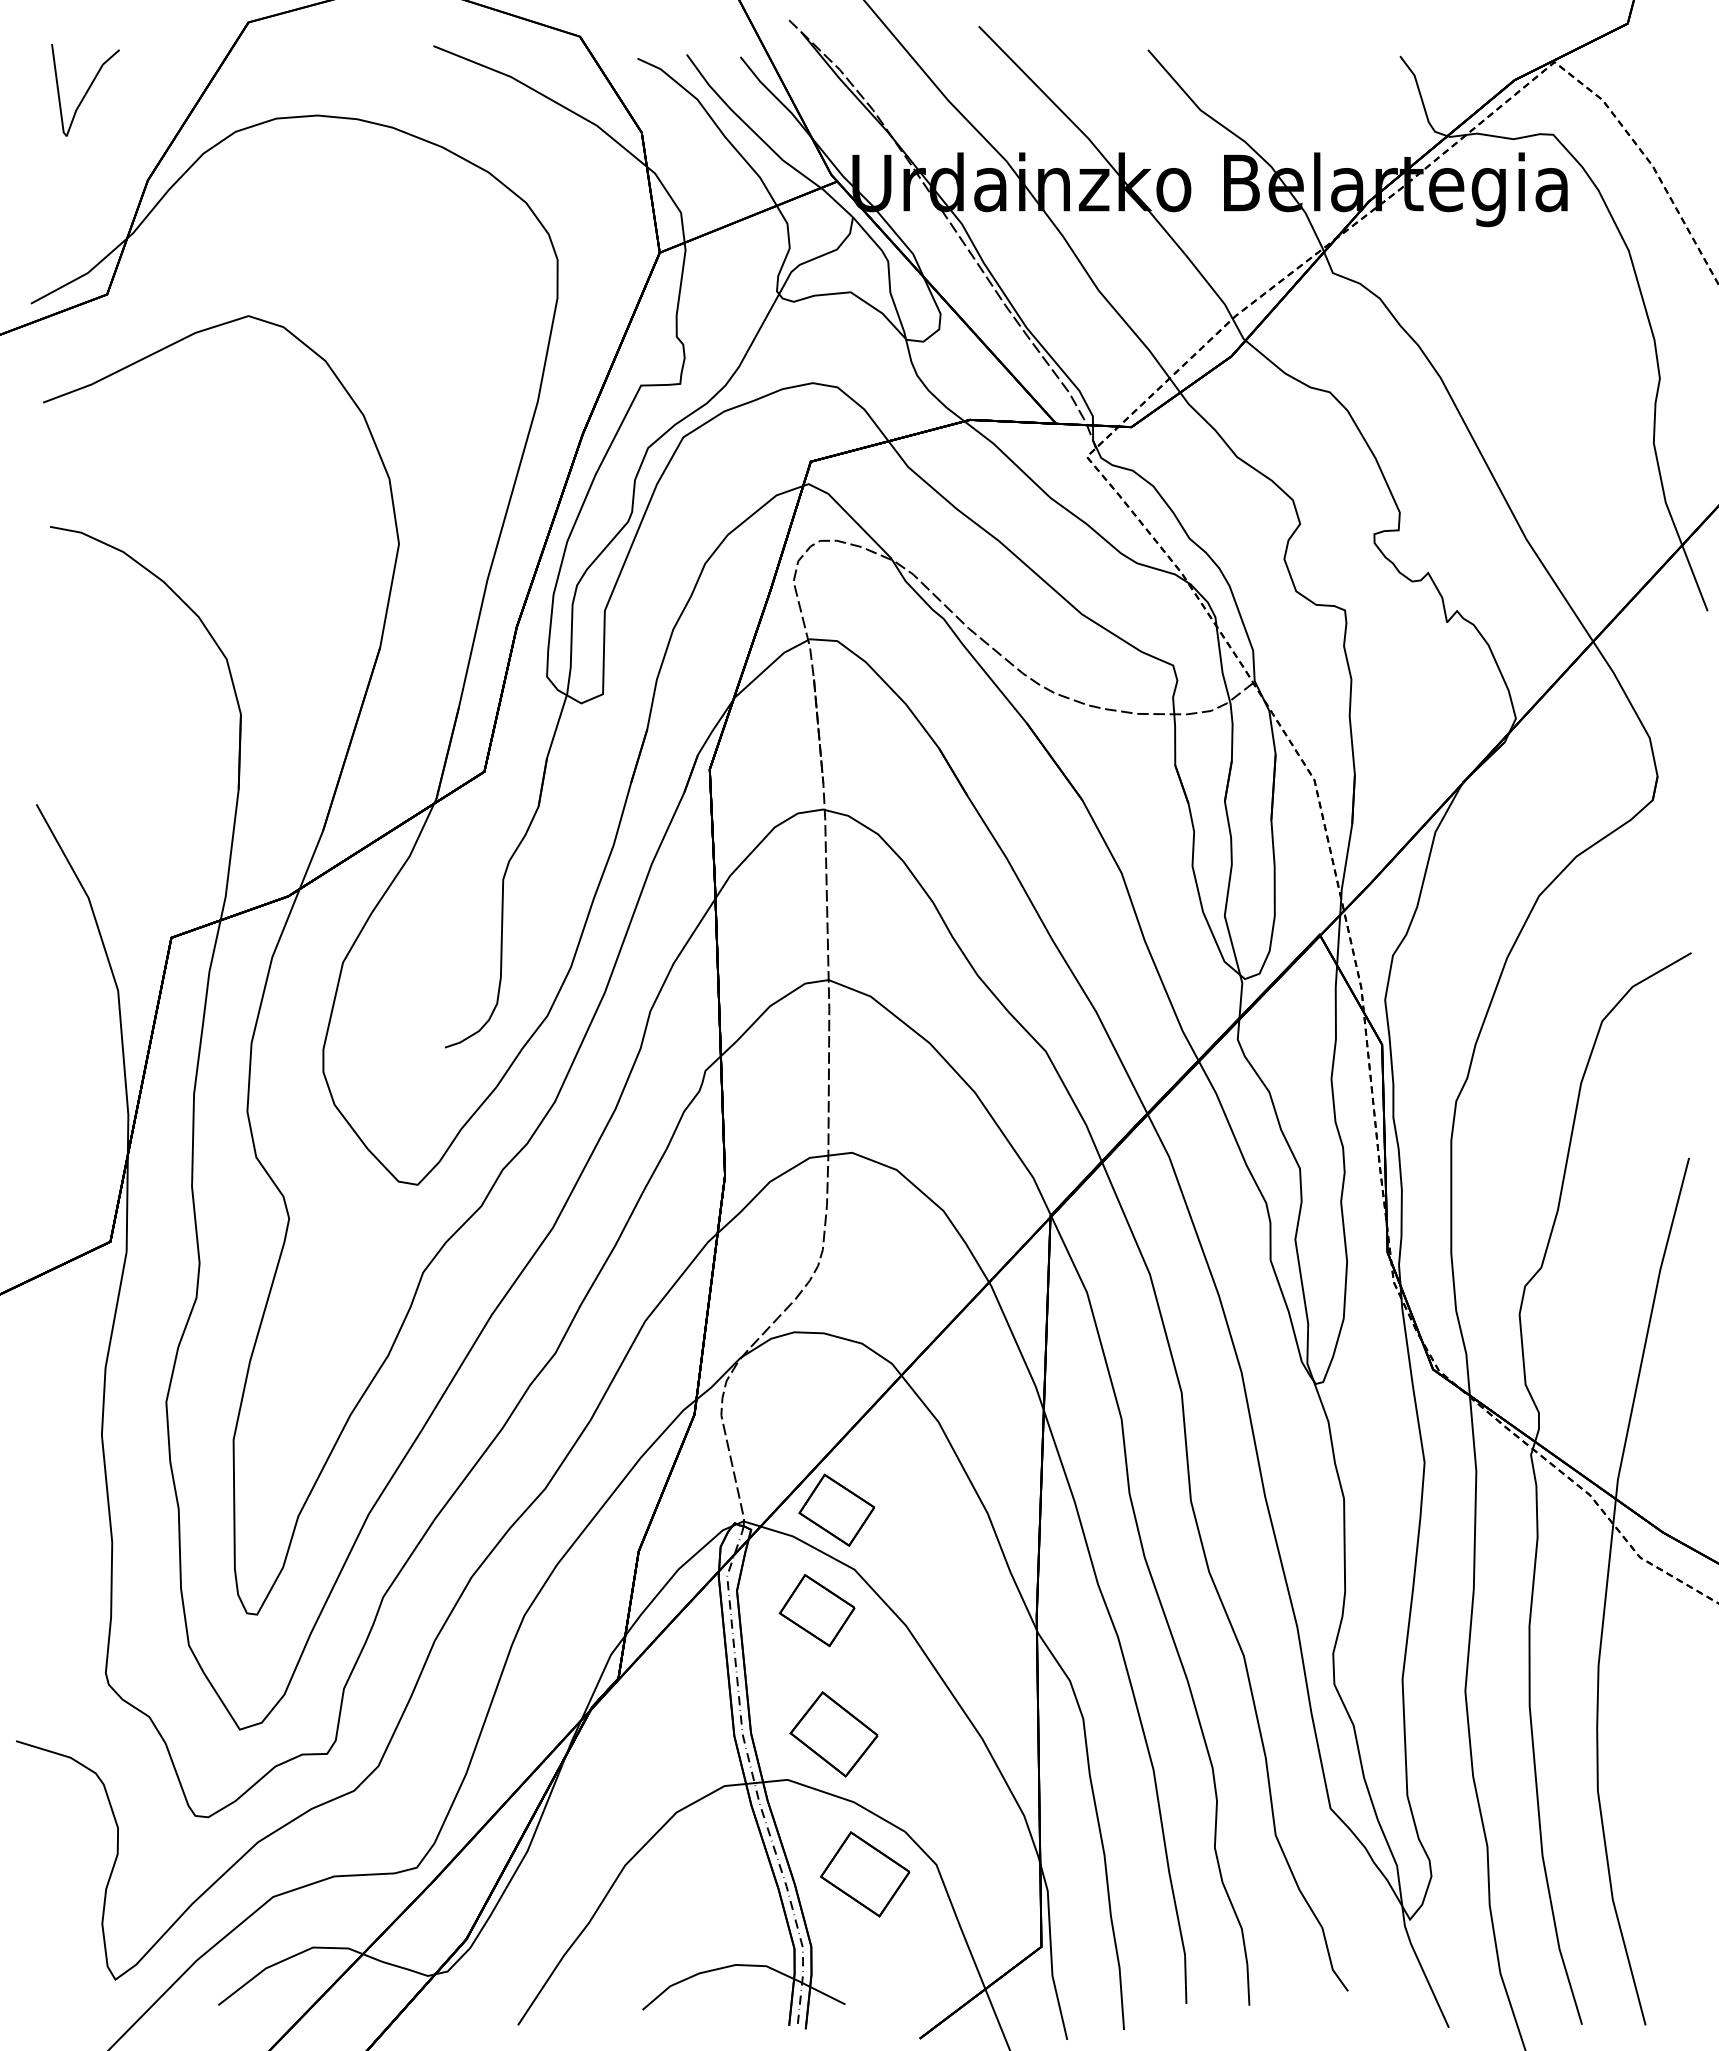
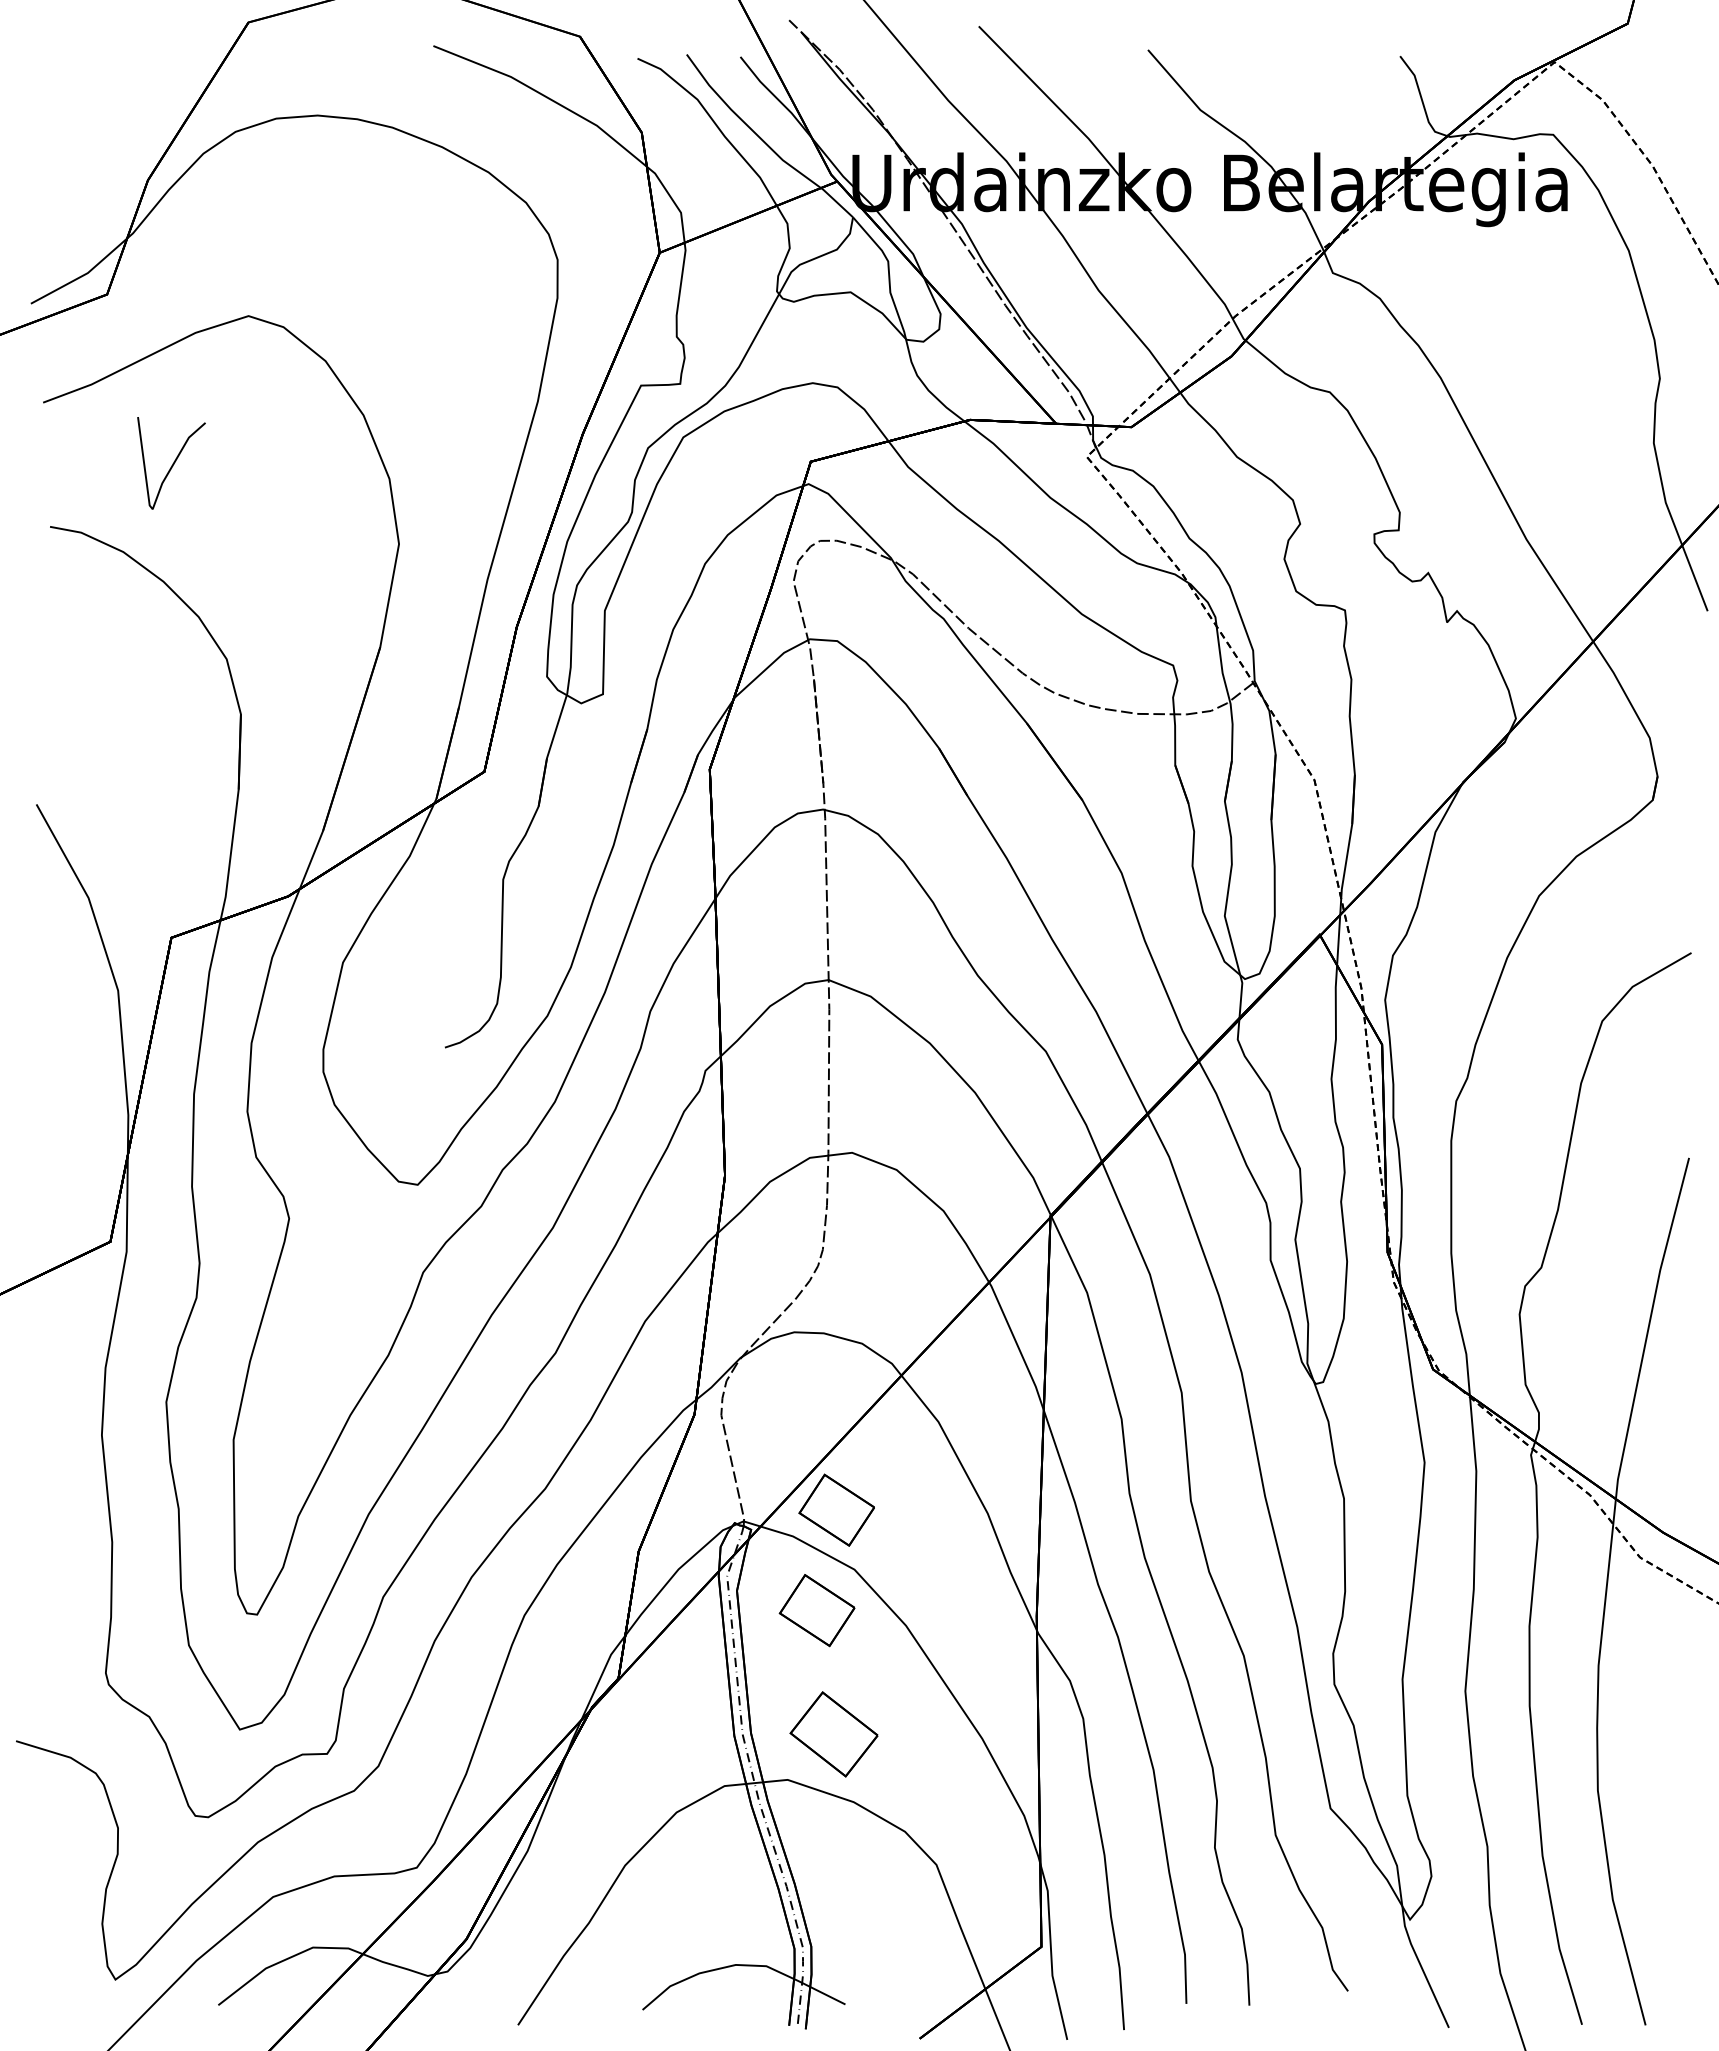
curve position: (86, 90) -> (172, 463) (172, 463)
part: present -> none (865, 1874)
